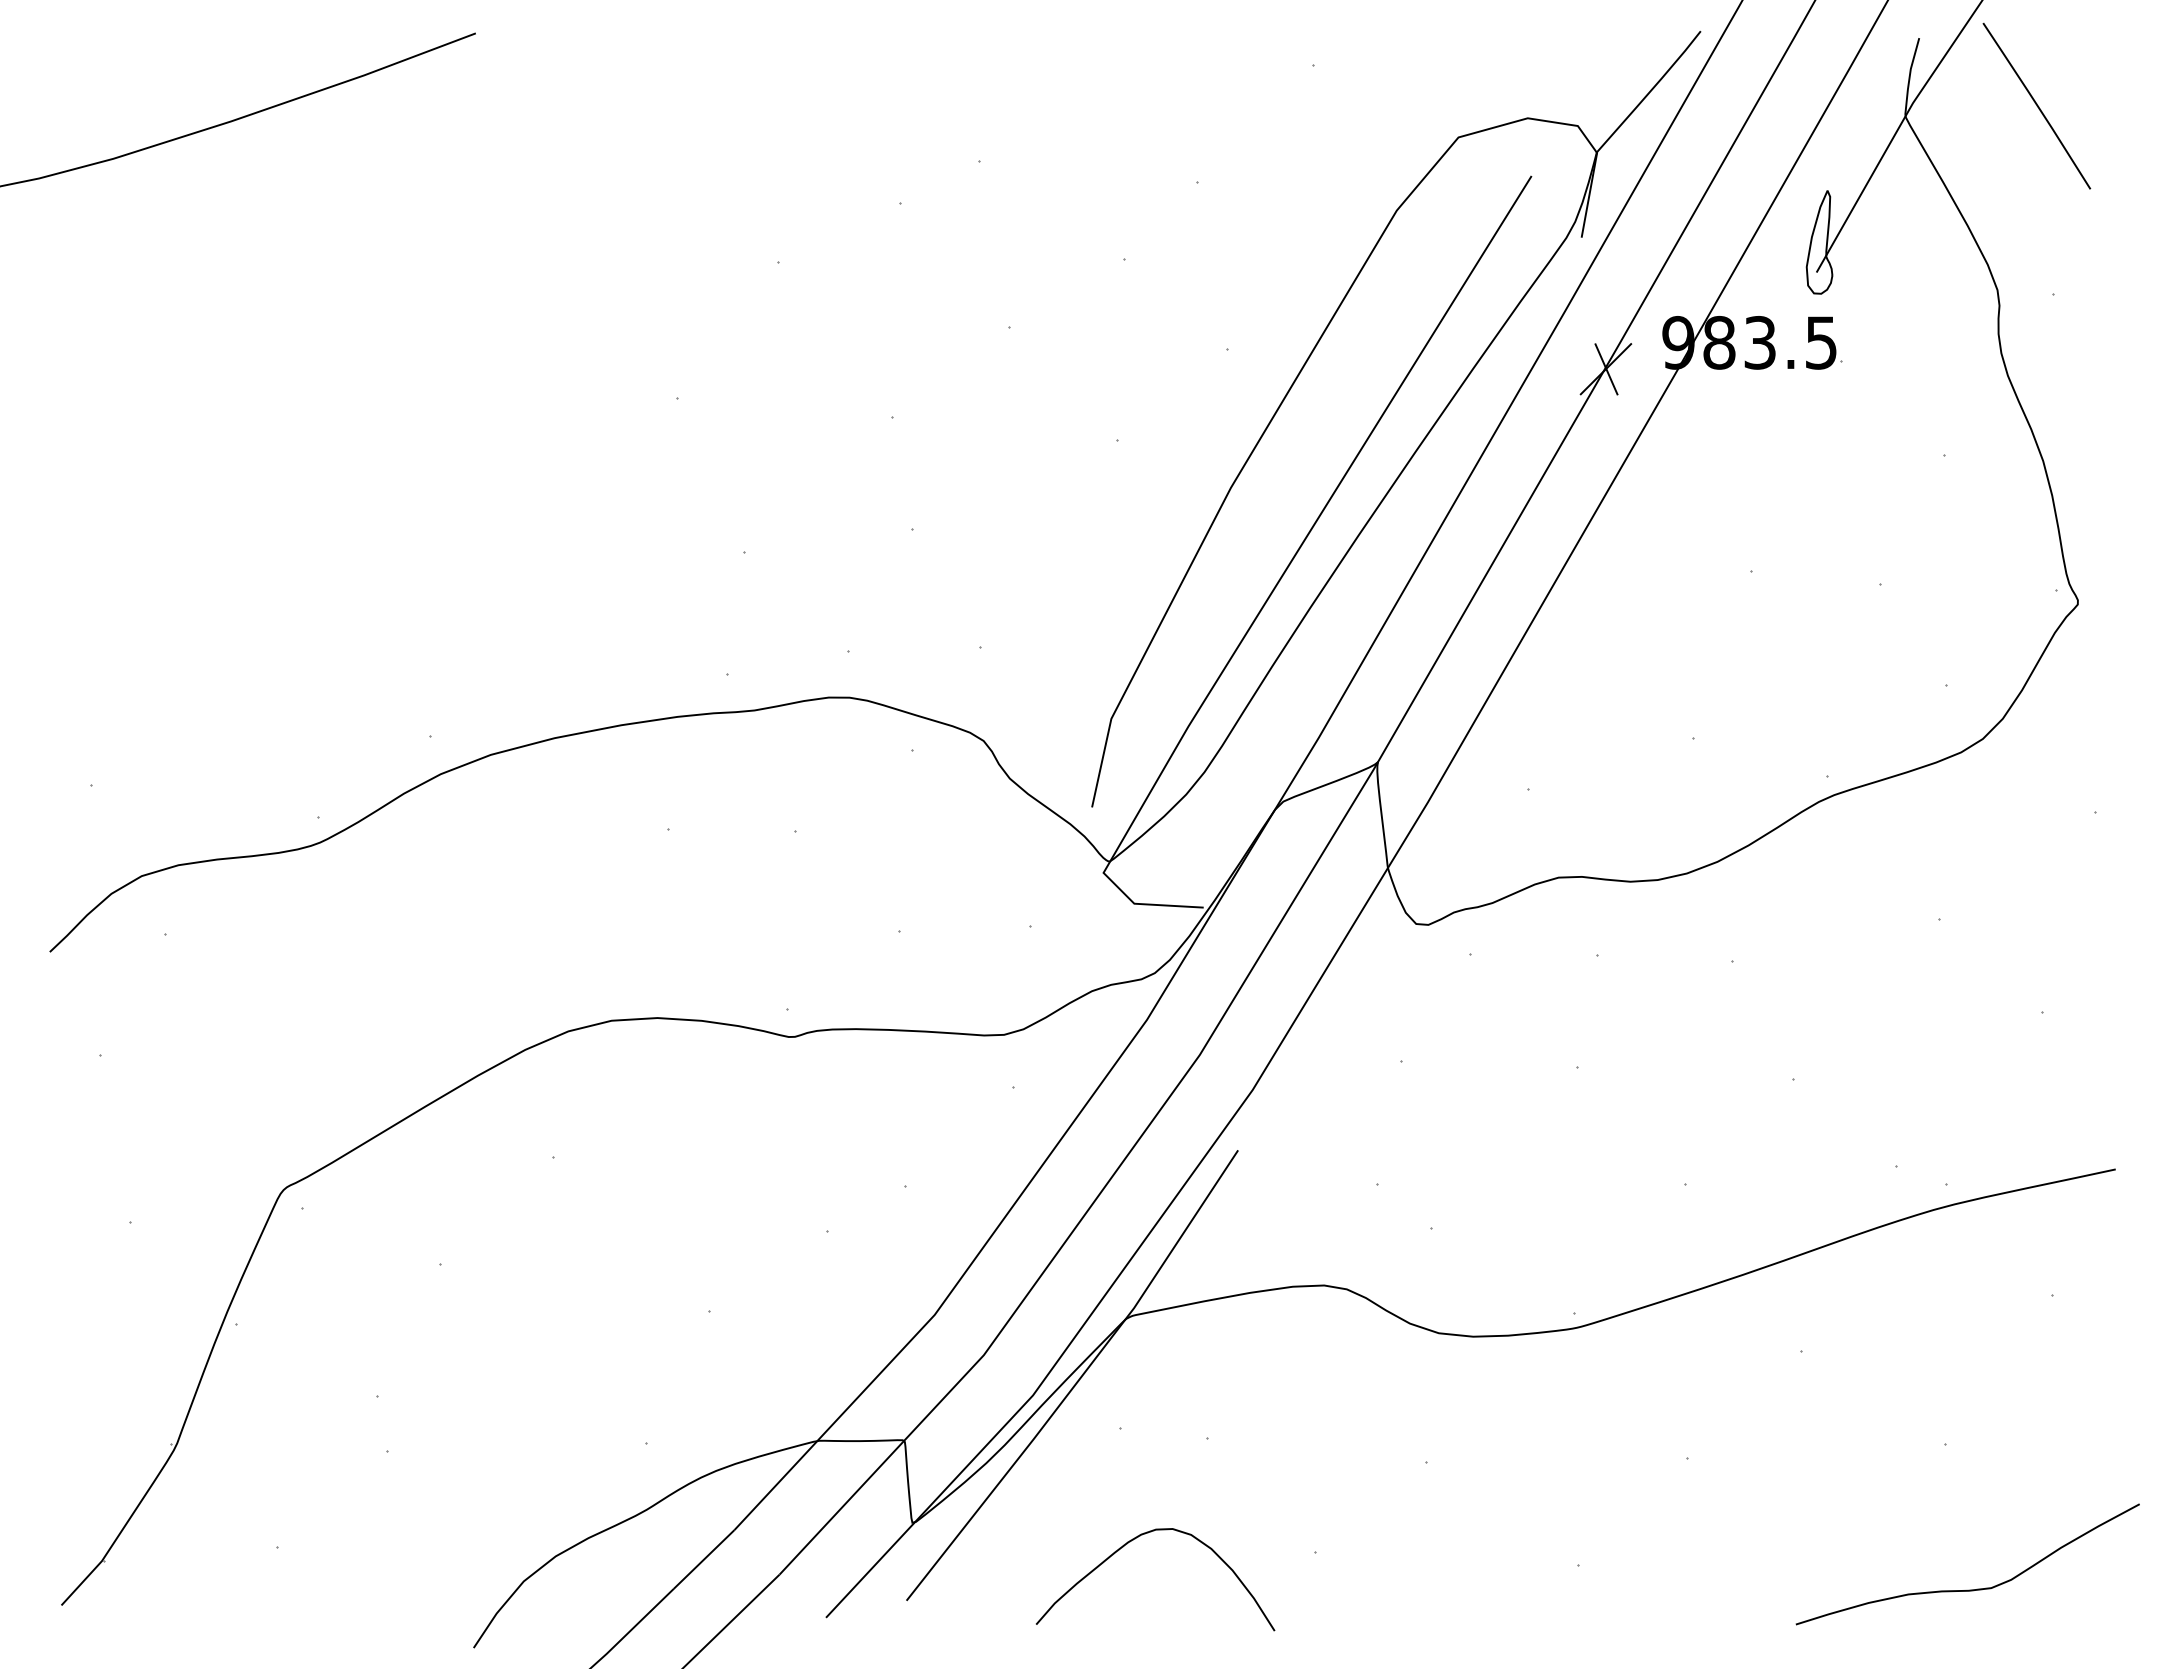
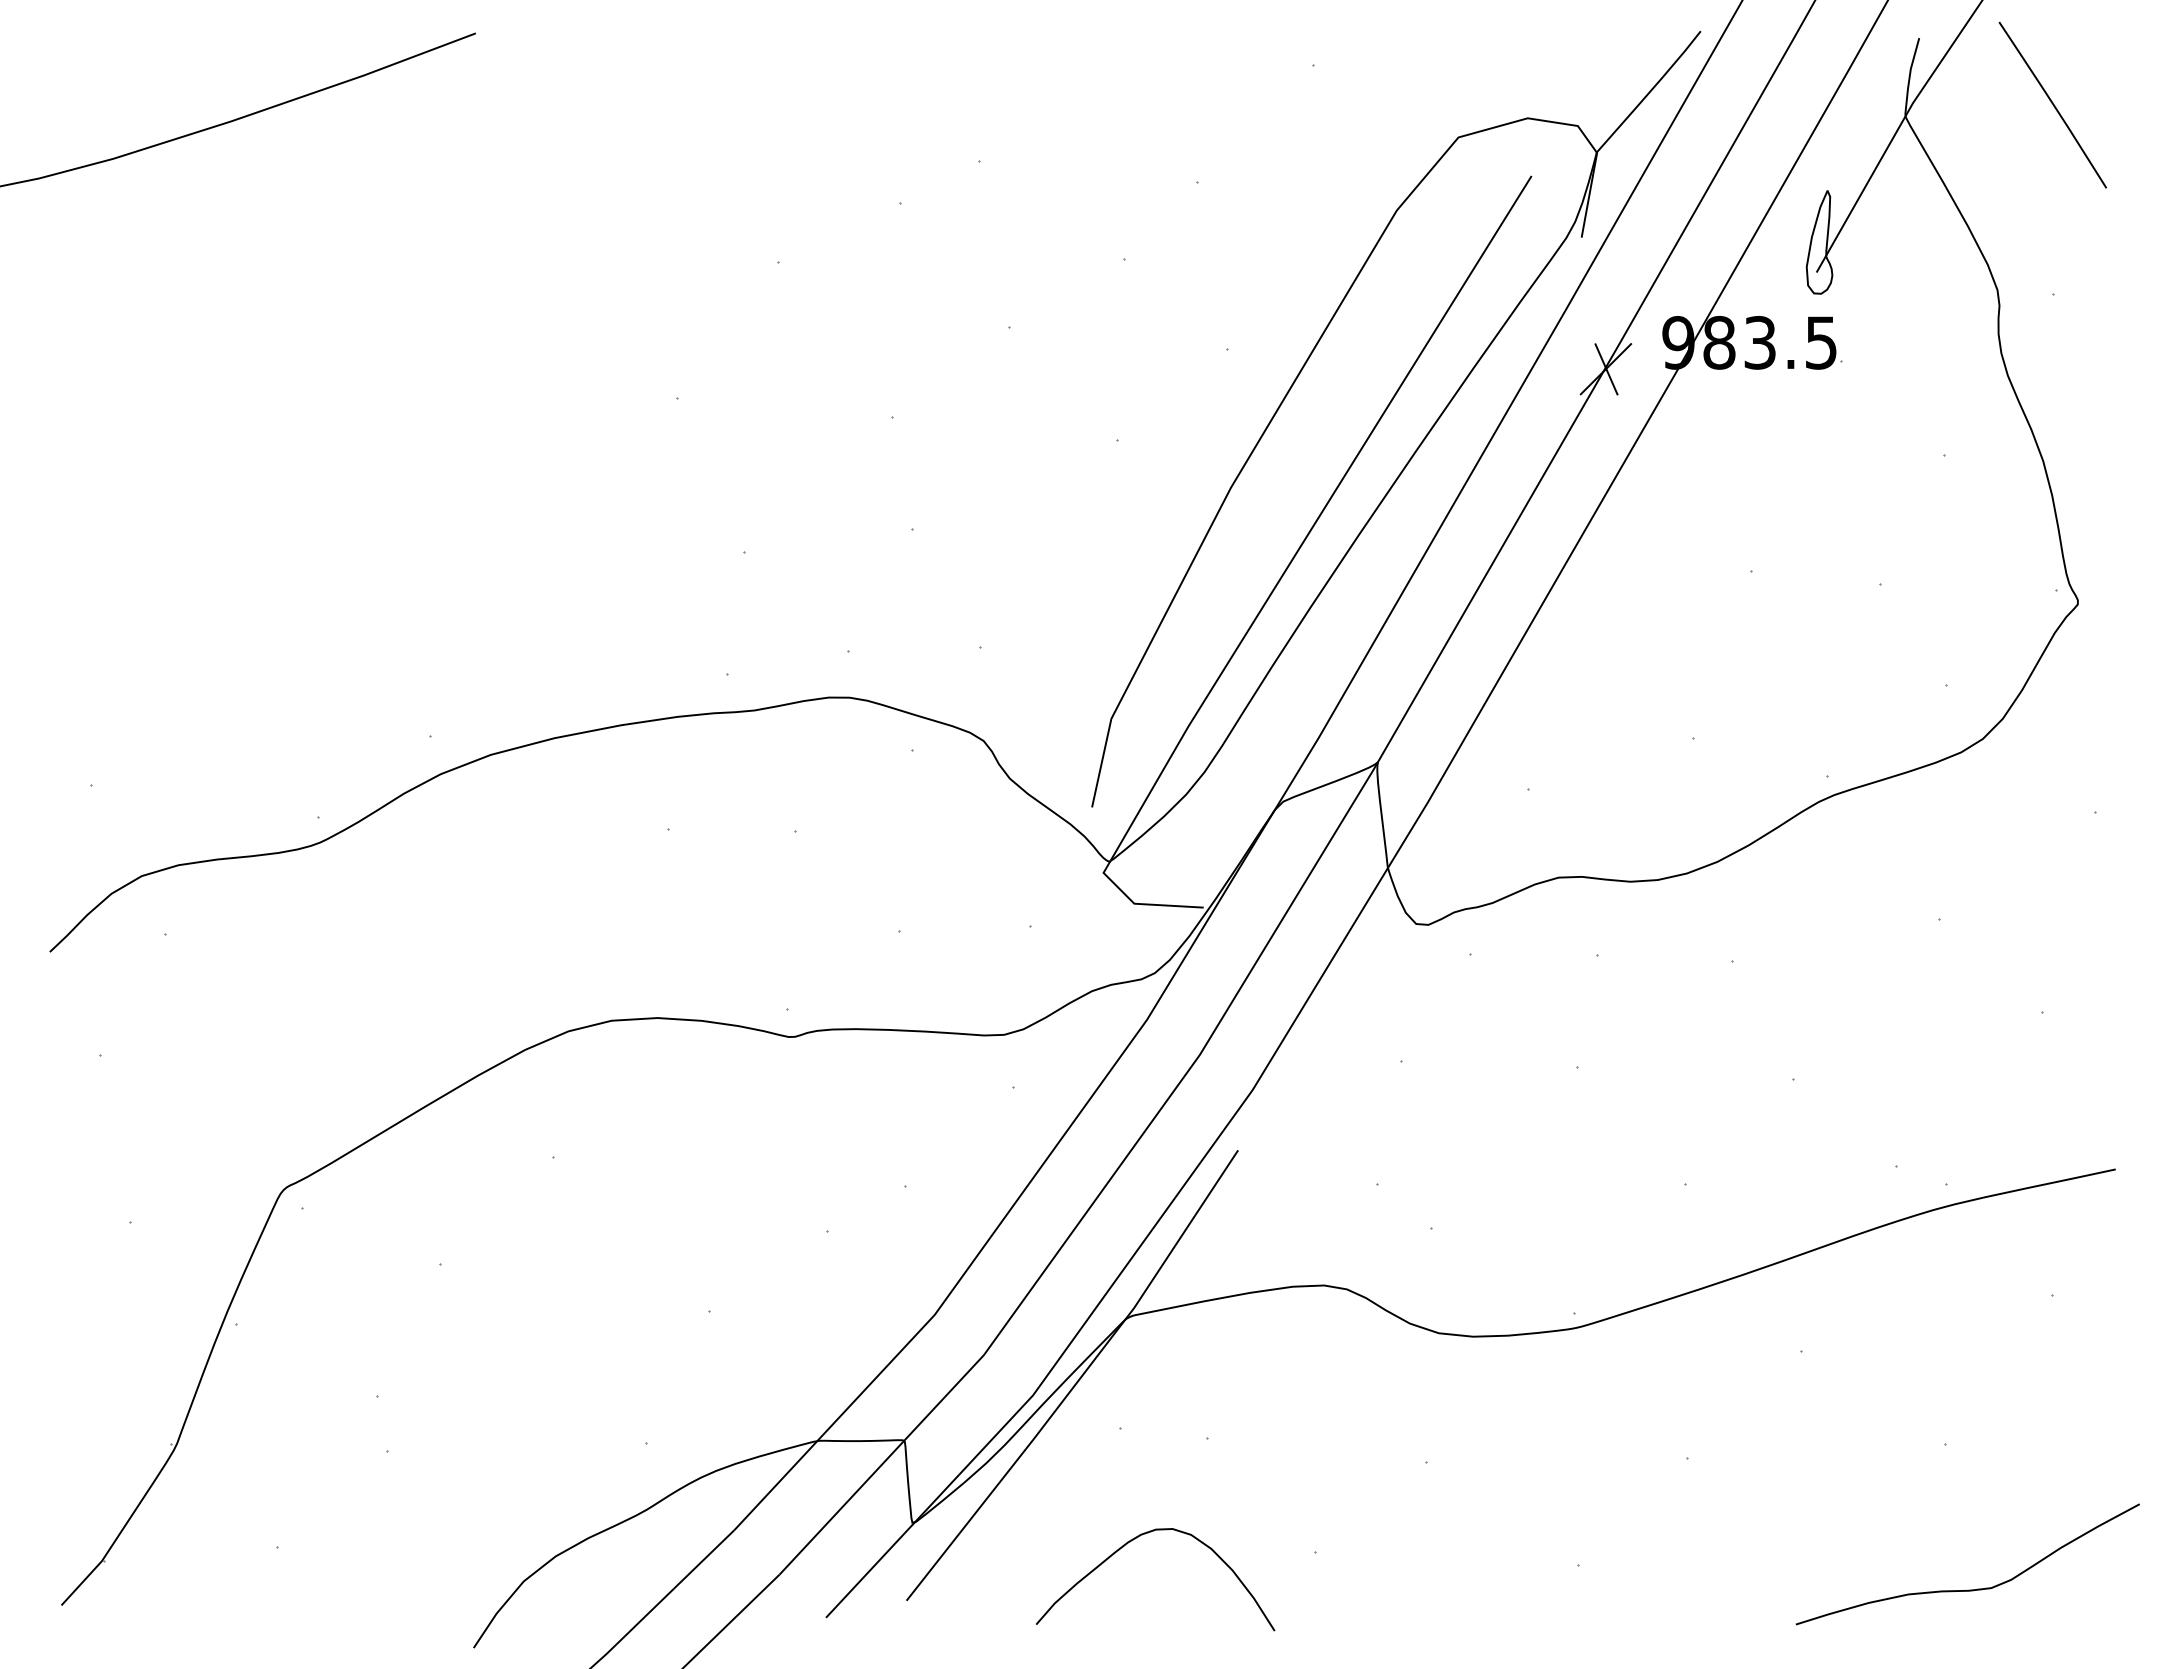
line position: (2036, 105) -> (2052, 104) (2052, 104)
